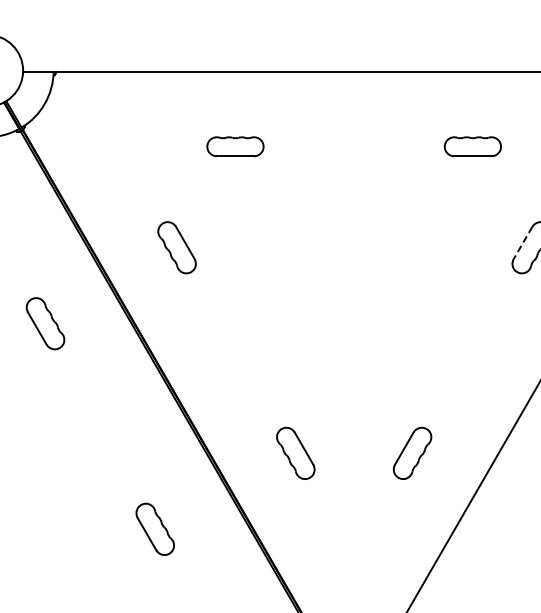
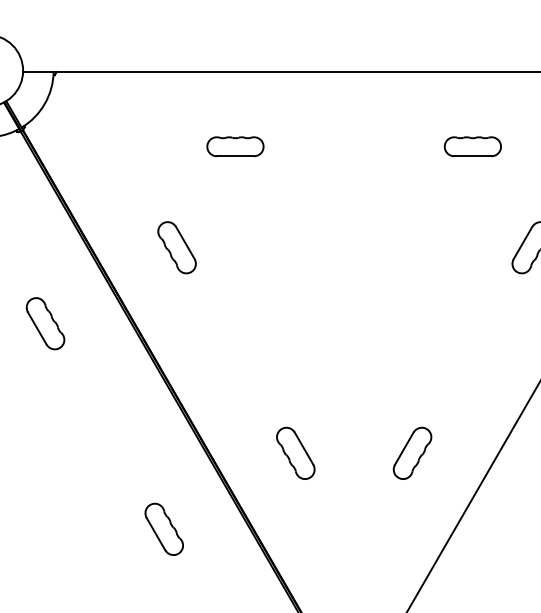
line: dashed -> solid (523, 243)
part position: (154, 528) -> (163, 528) (163, 528)
